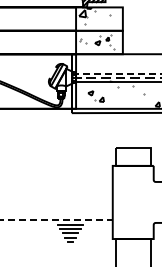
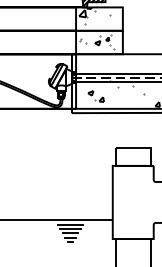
line: dashed -> solid (116, 73)
line: dashed -> solid (56, 220)
